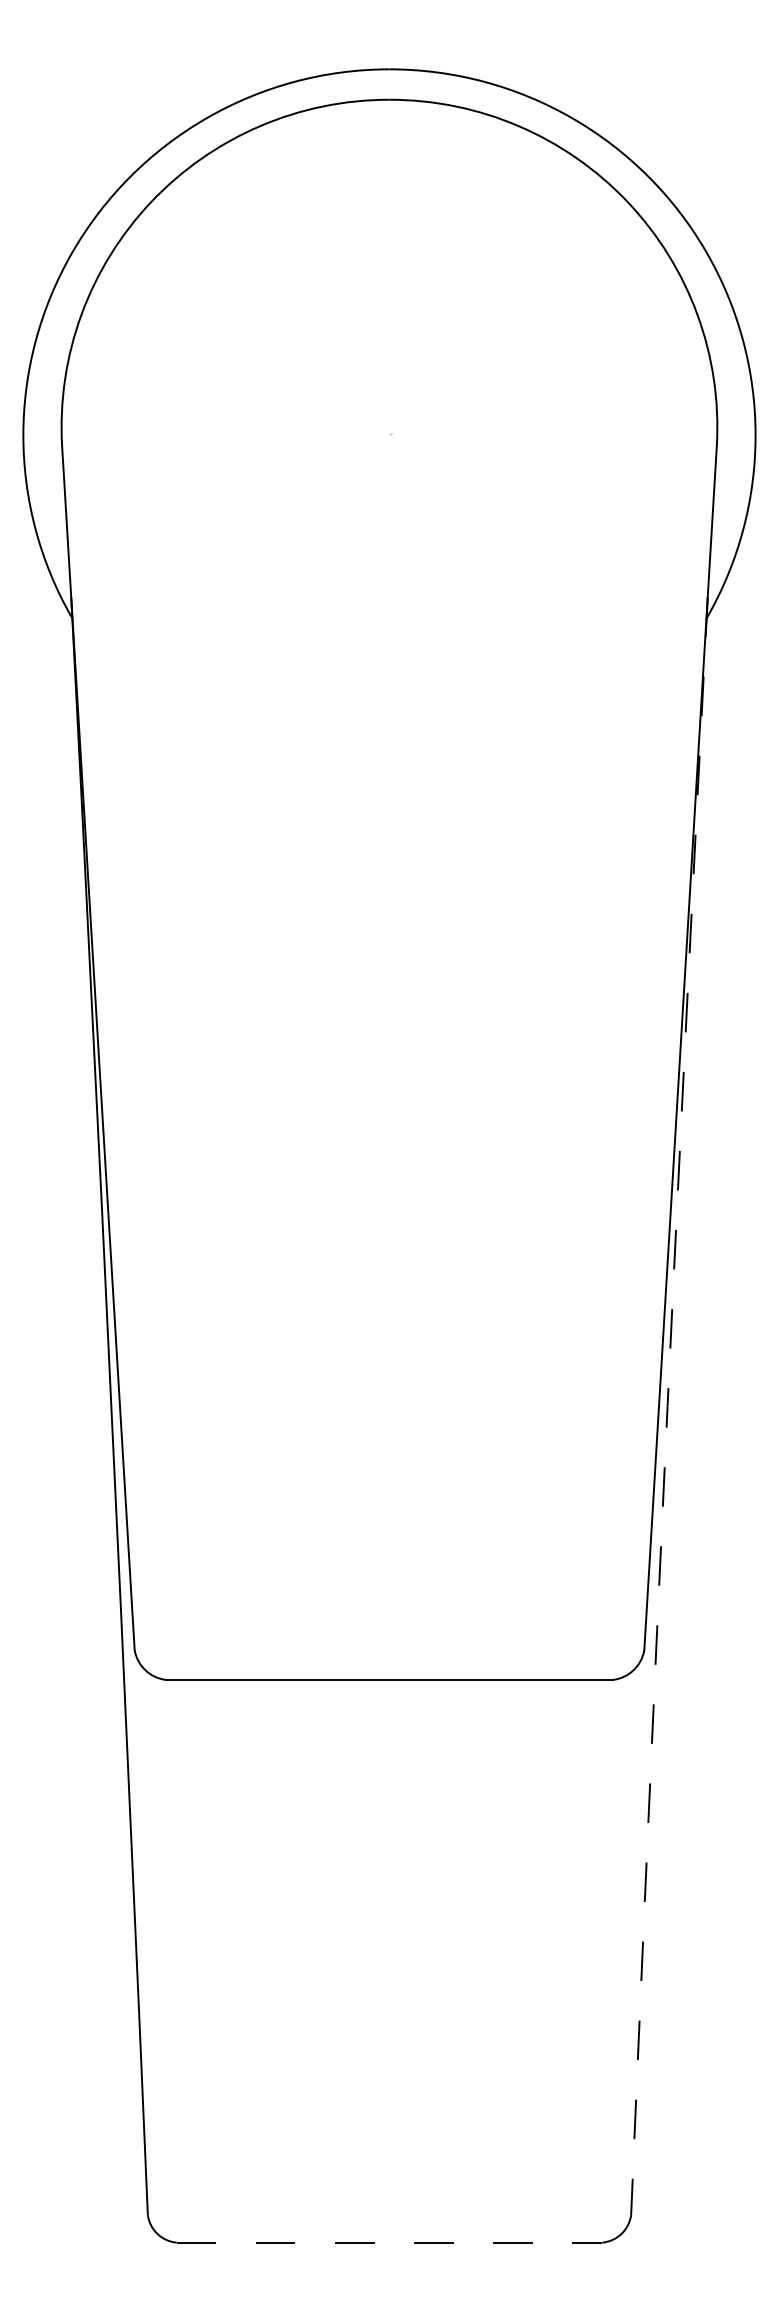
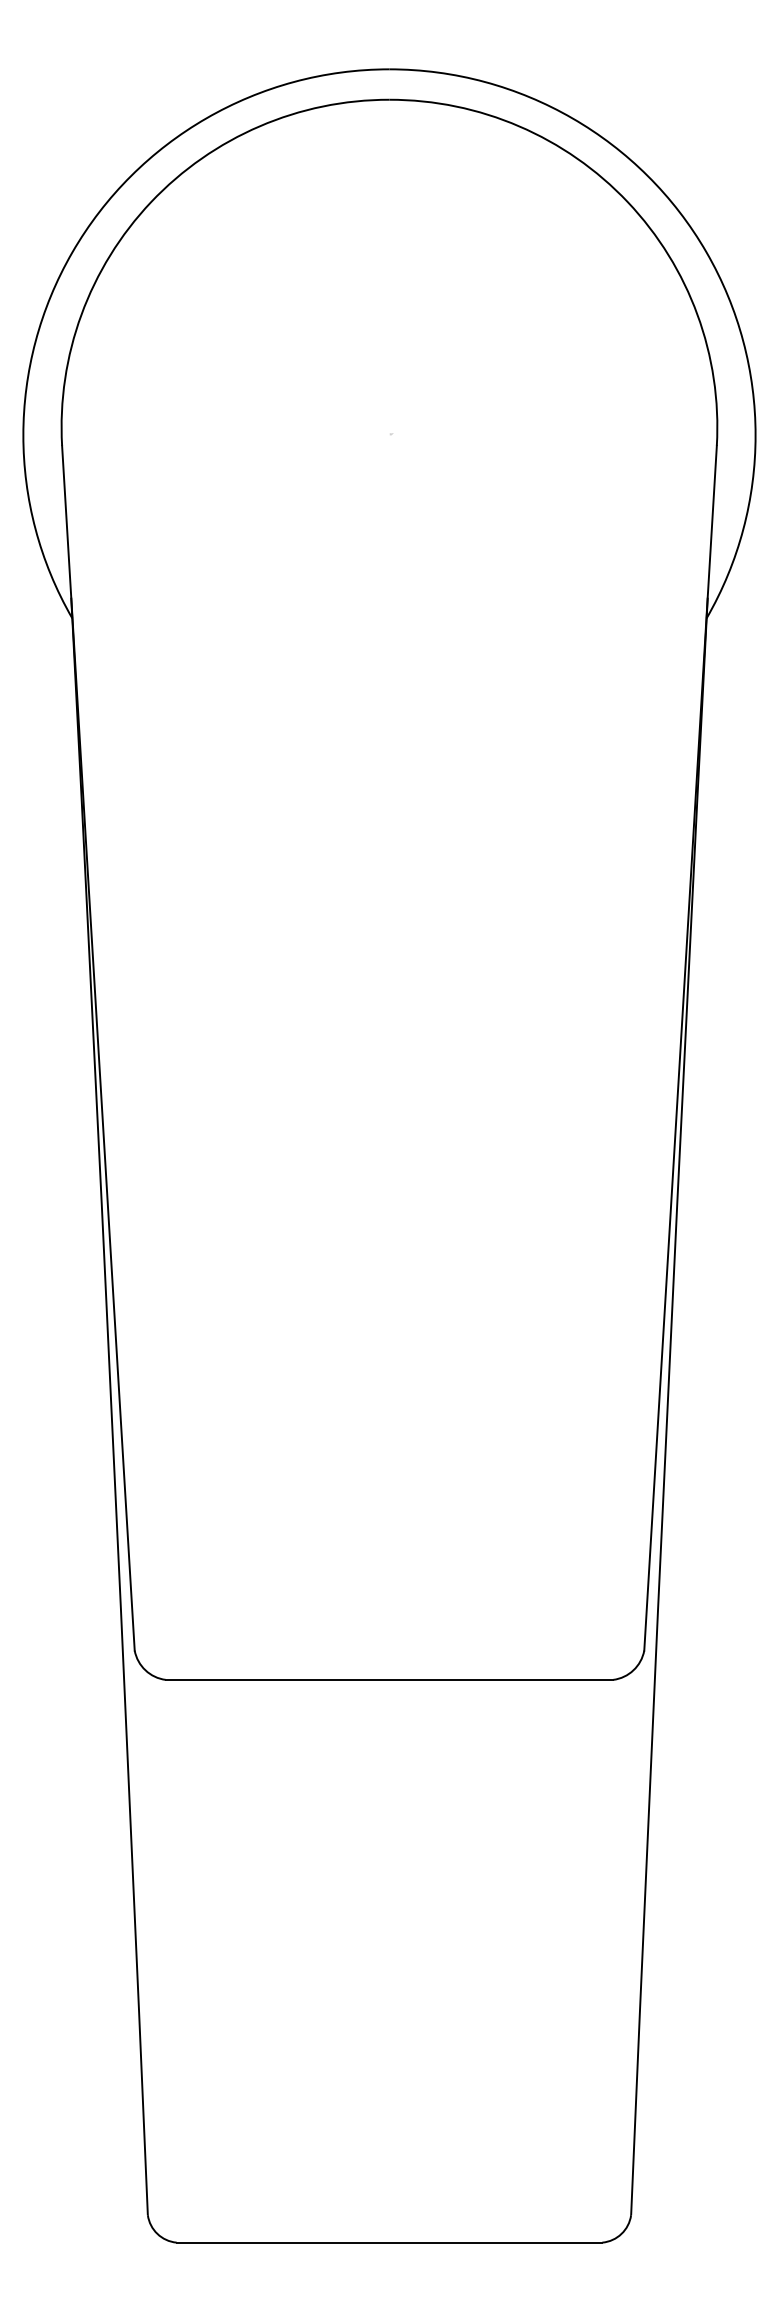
arc: dashed -> solid (667, 1406)
line: dashed -> solid (389, 2242)
